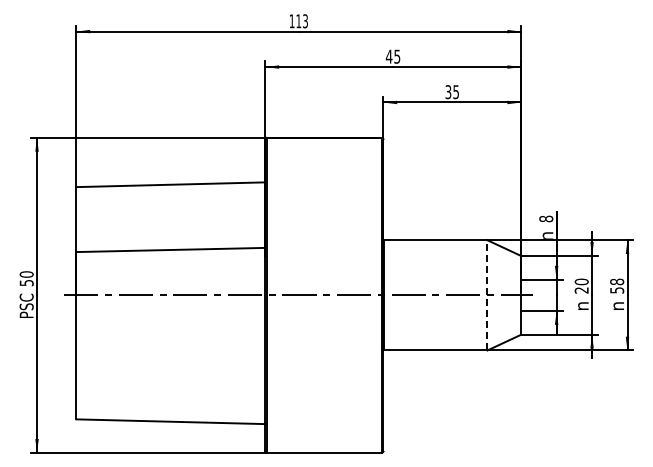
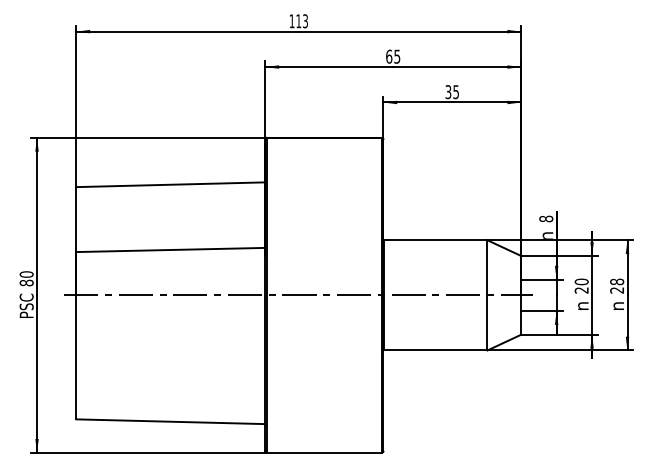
text: 45 -> 65 (388, 56)
text: 50 -> 80 (26, 282)
text: 58 -> 28 (617, 290)
line: dashed -> solid (487, 294)
